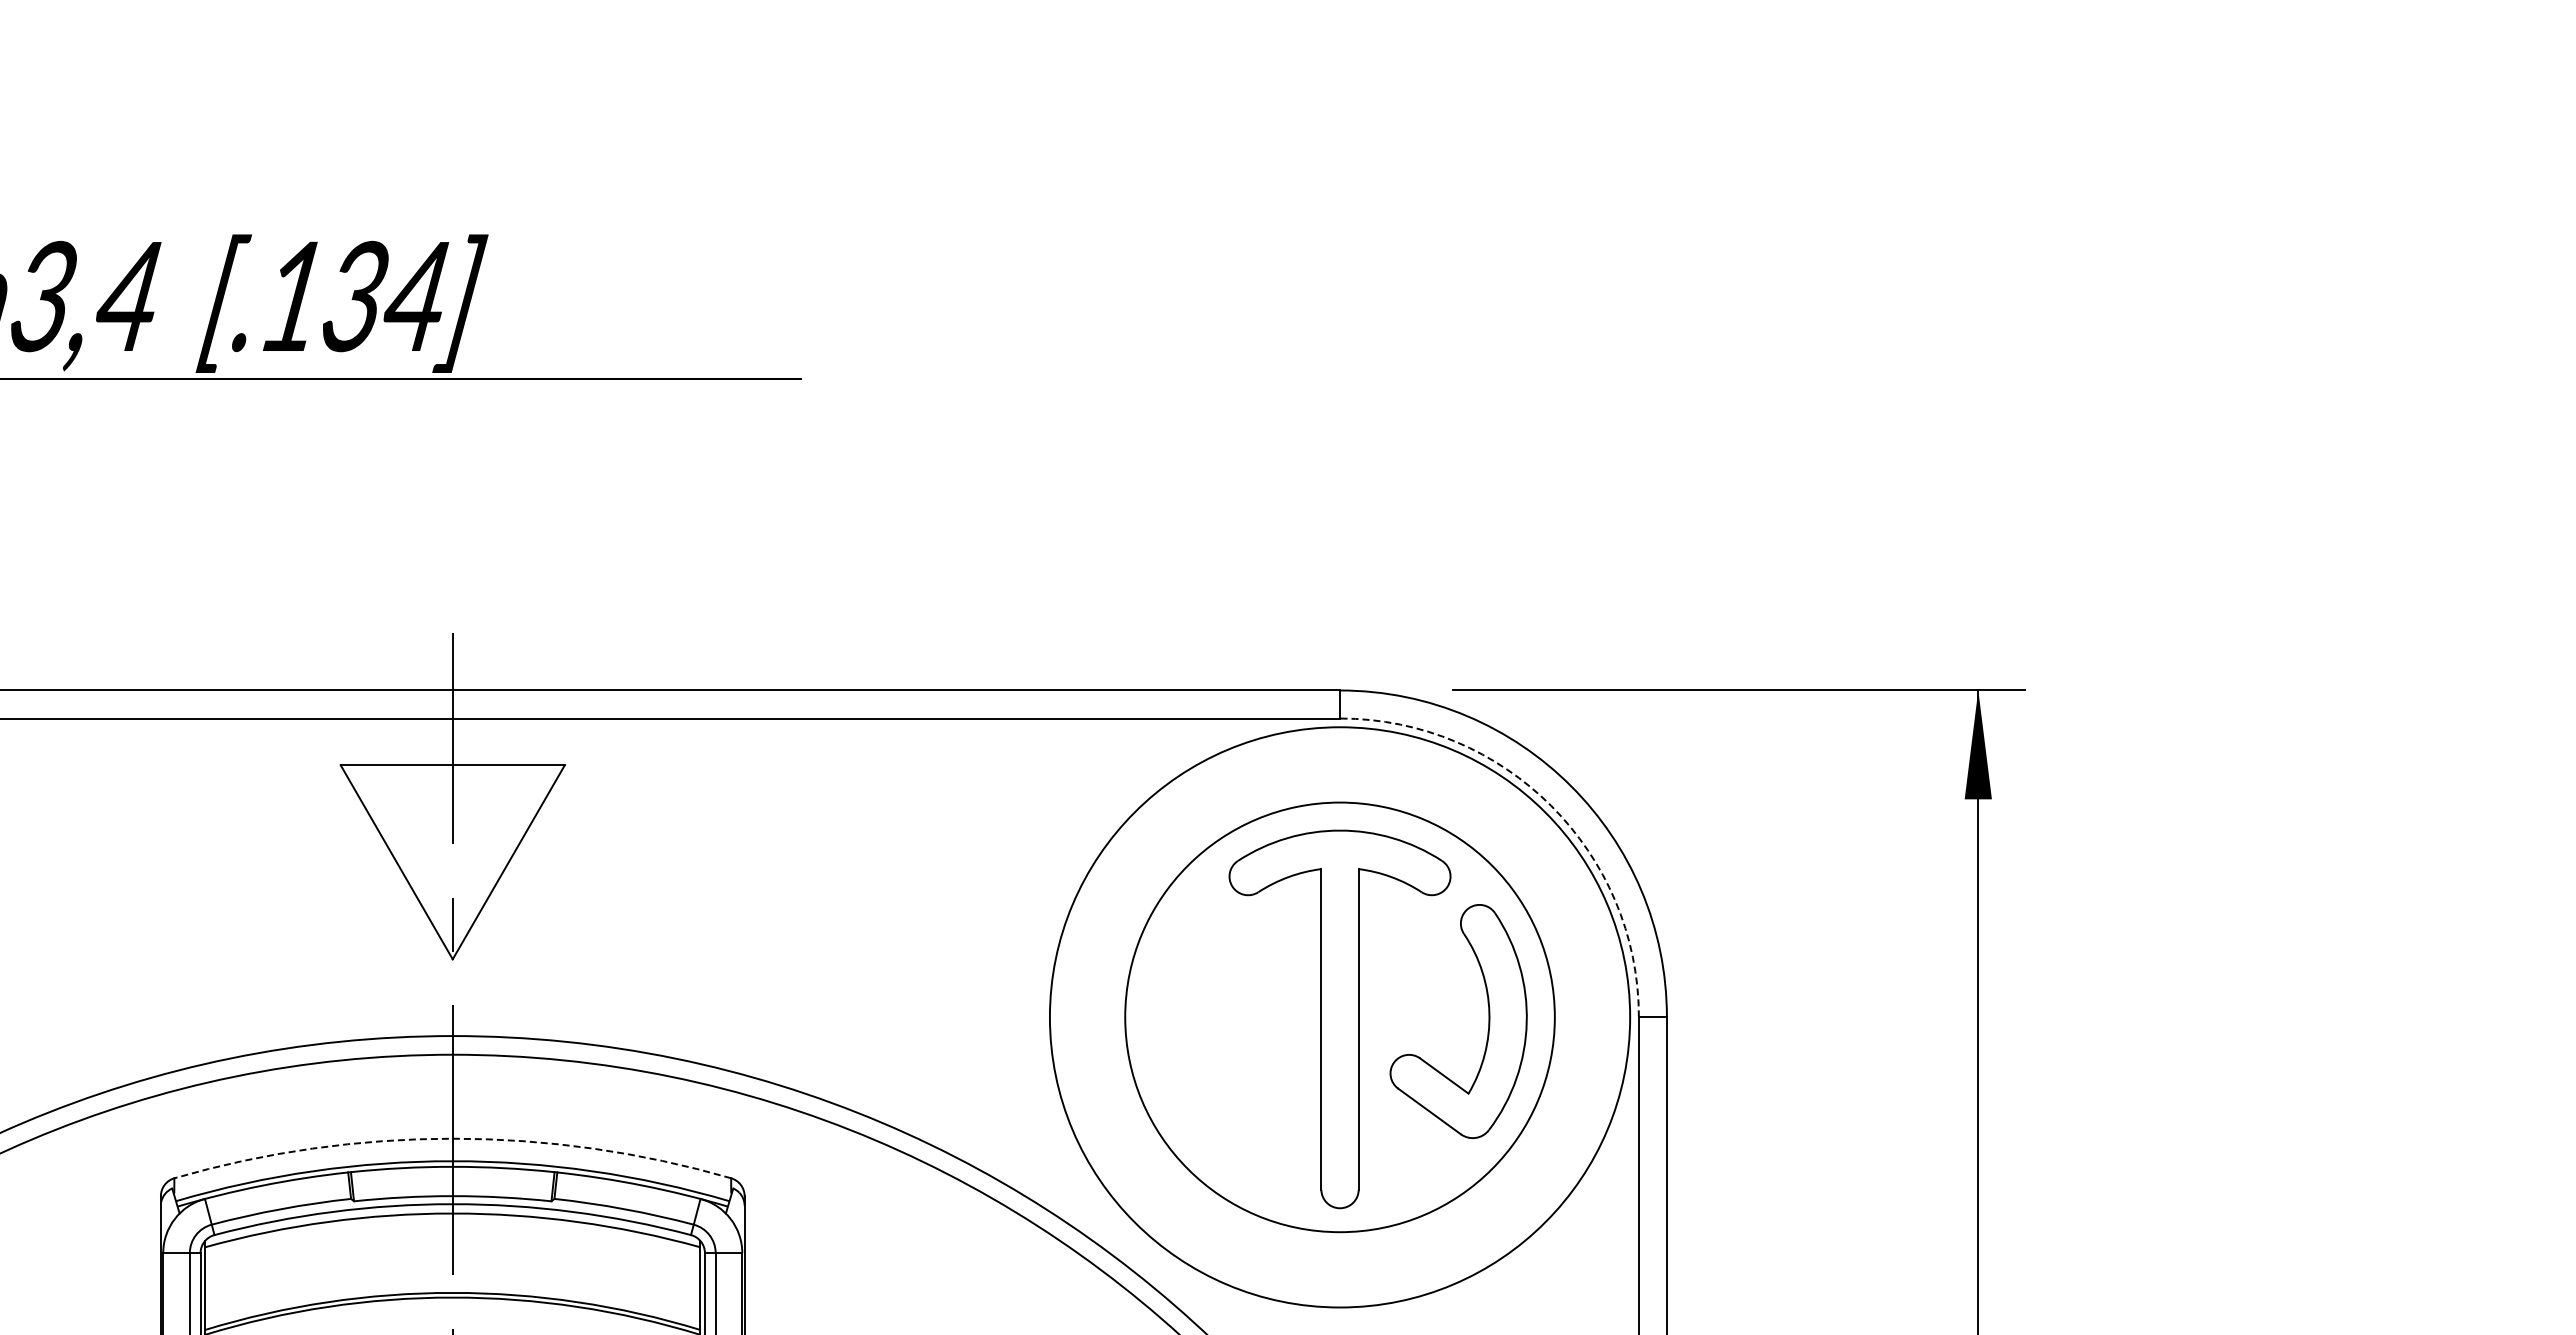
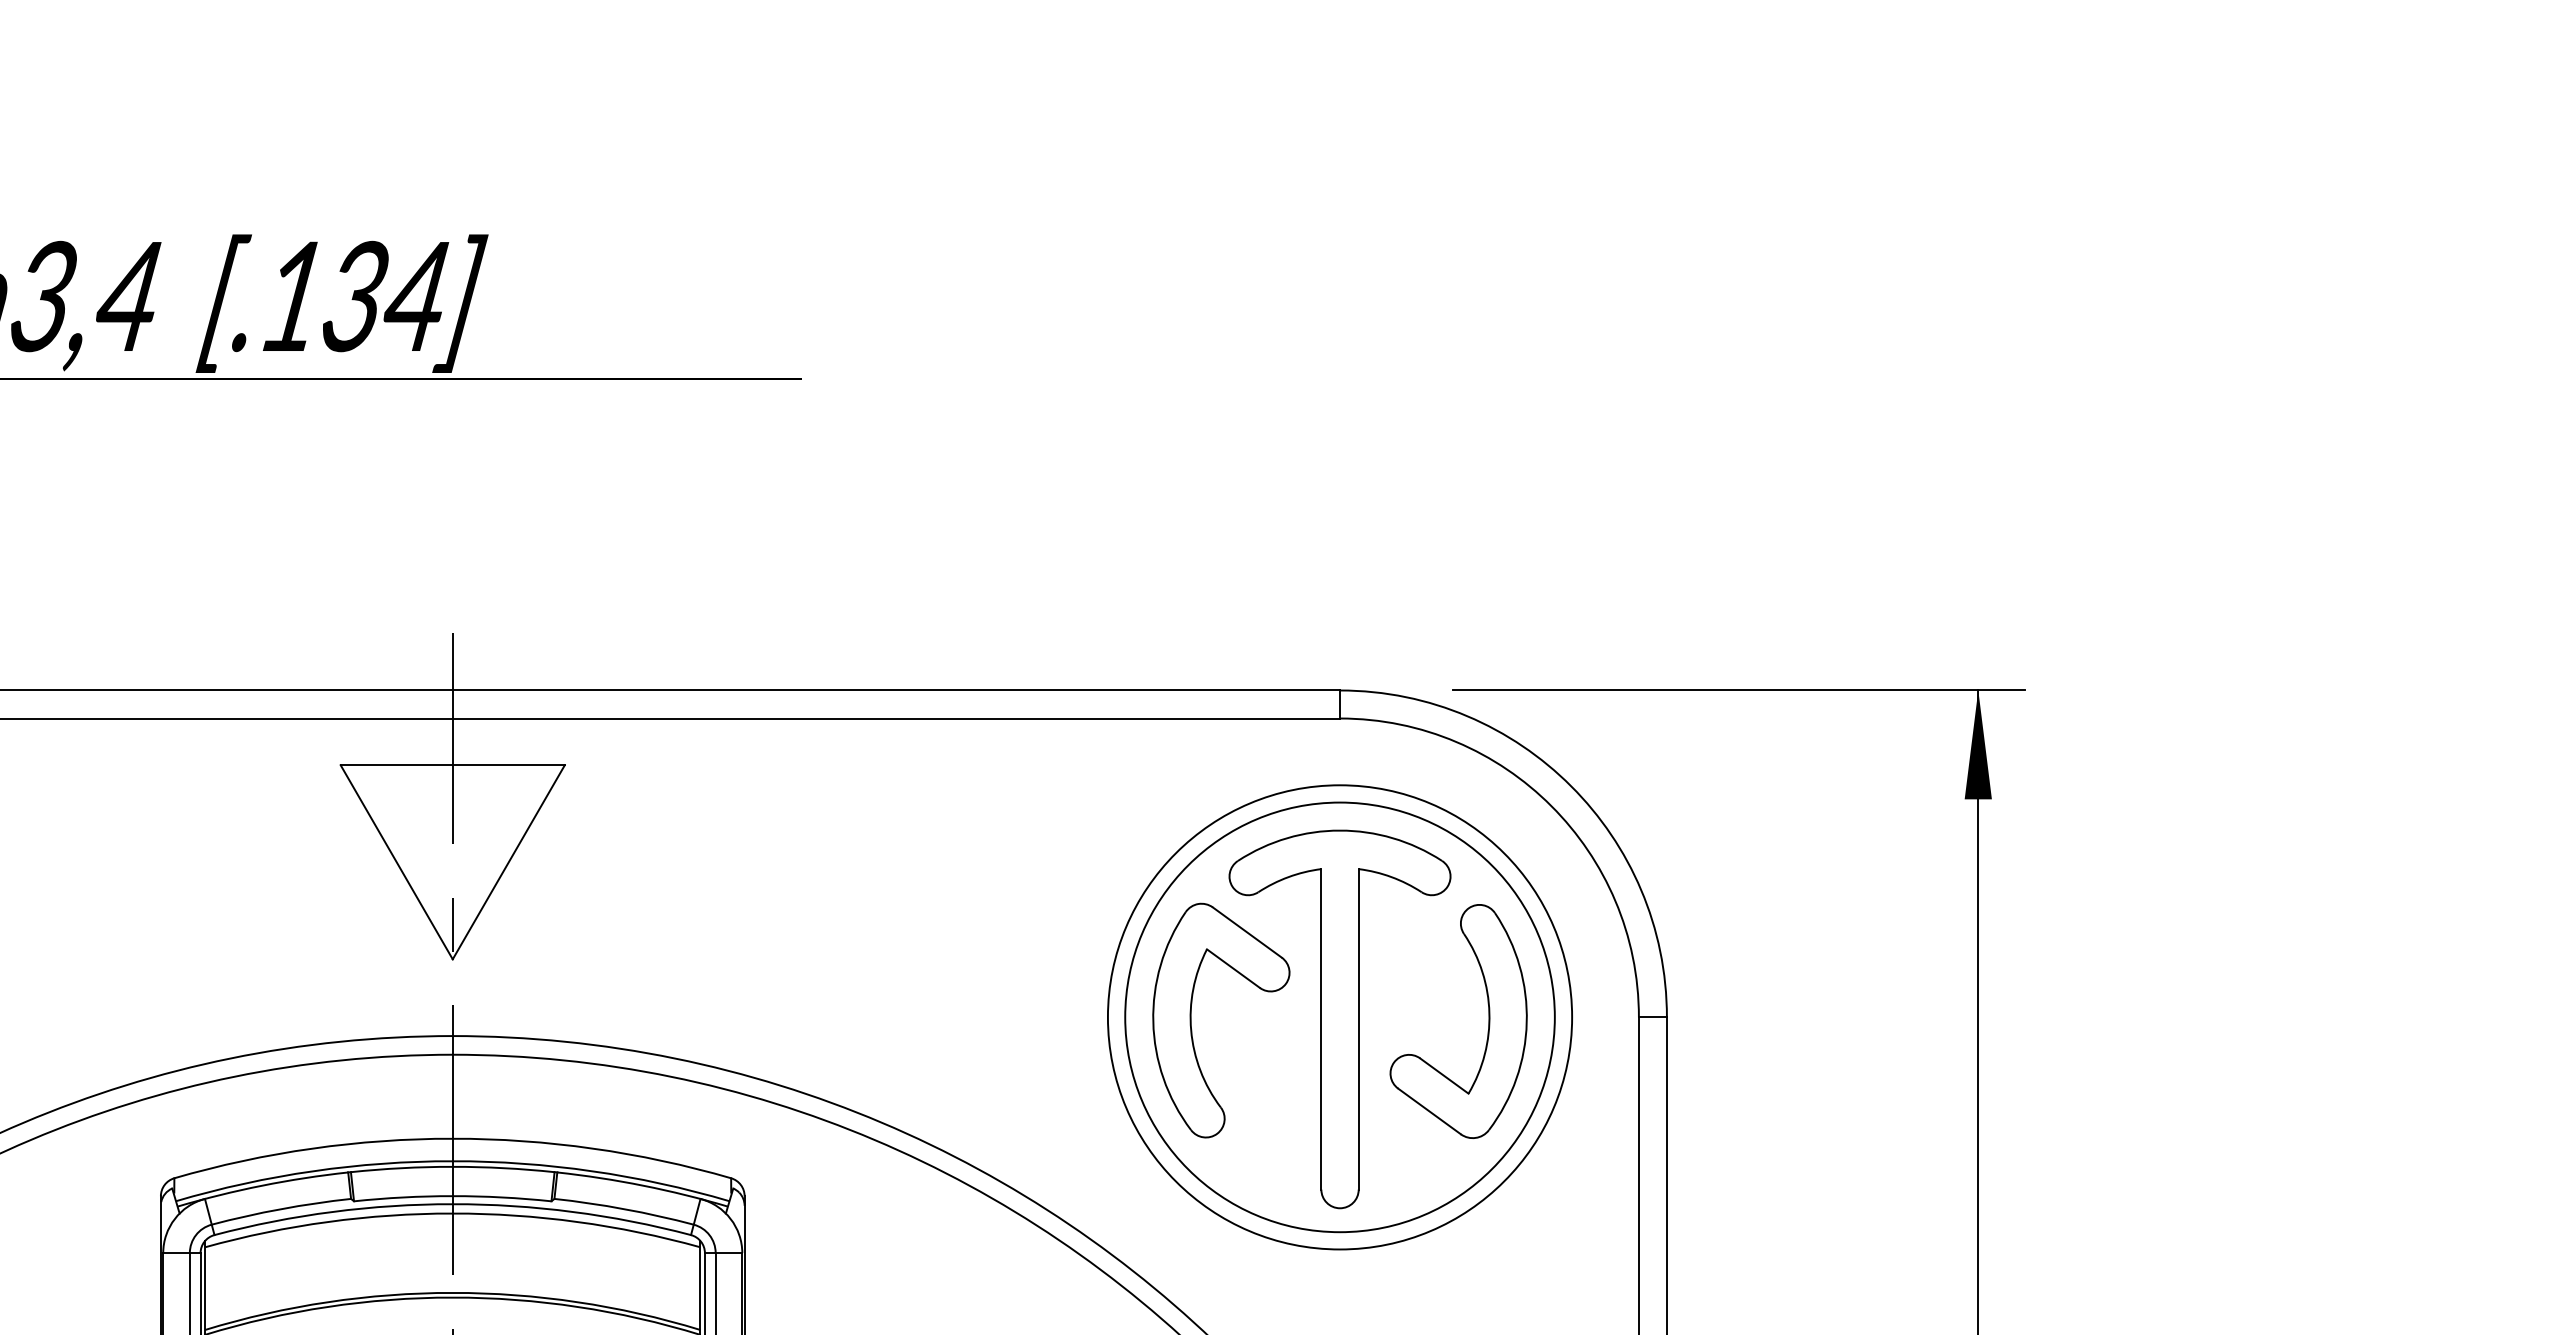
arc: dashed -> solid (1551, 806)
circle diameter: 580 px -> 464 px (1339, 1017)
part: none -> present (1191, 1020)
arc: dashed -> solid (452, 1138)
